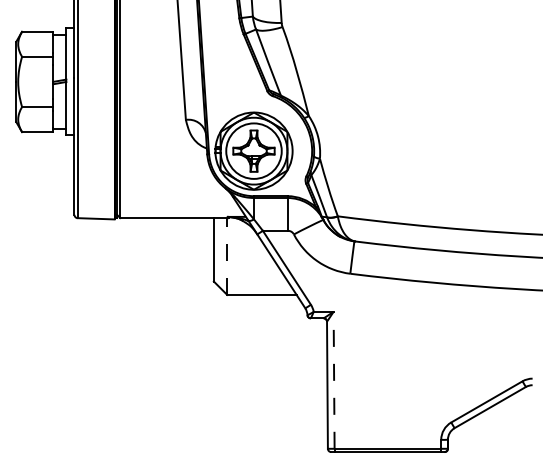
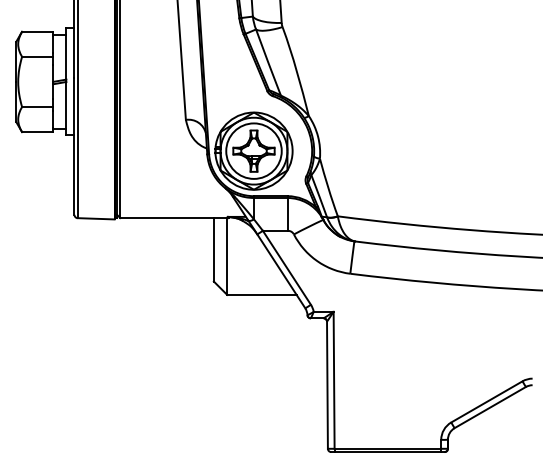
line: dashed -> solid (227, 255)
line: dashed -> solid (334, 380)
